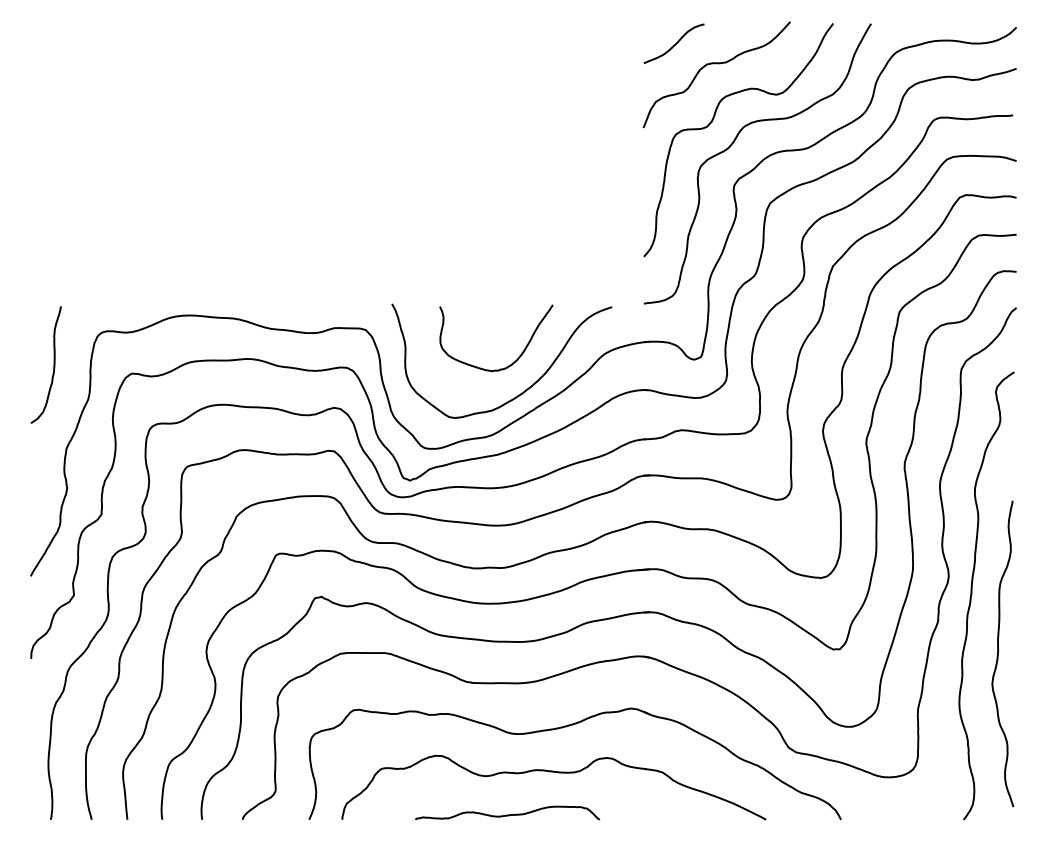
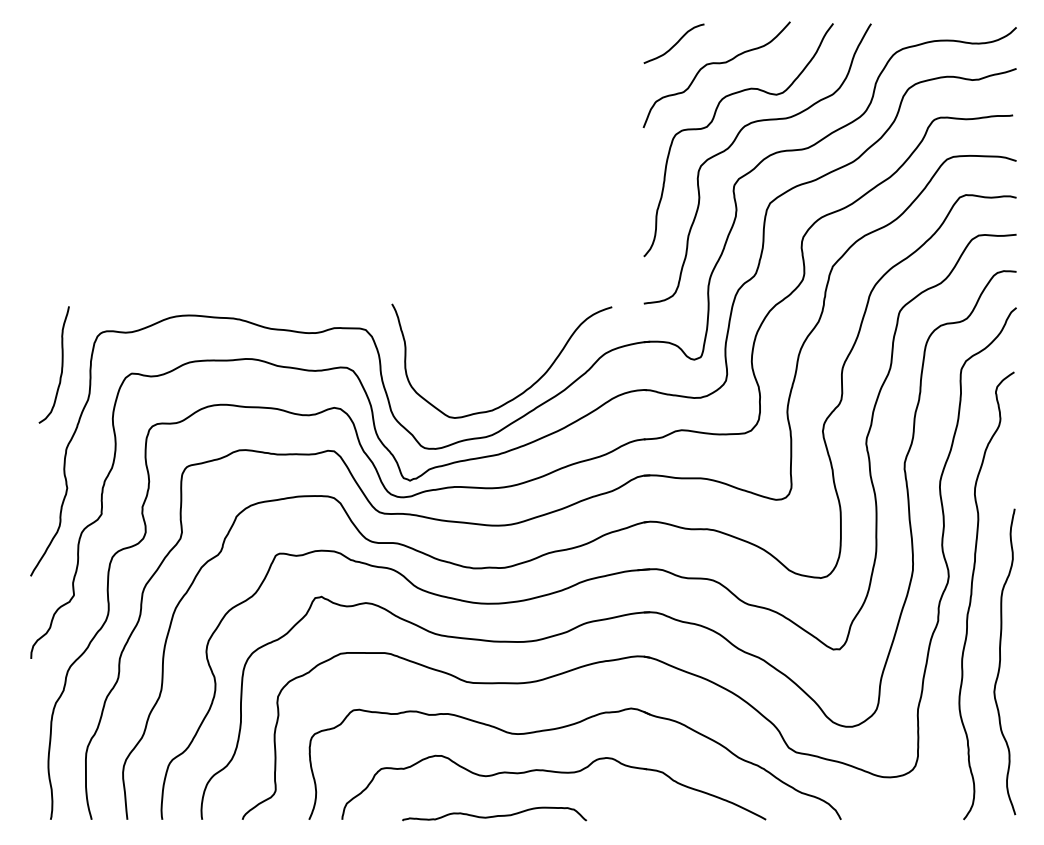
curve: present -> none (518, 356)
curve position: (53, 364) -> (61, 364) (61, 364)
curve position: (998, 653) -> (1000, 661) (1000, 661)
curve position: (507, 814) -> (494, 815) (494, 815)
